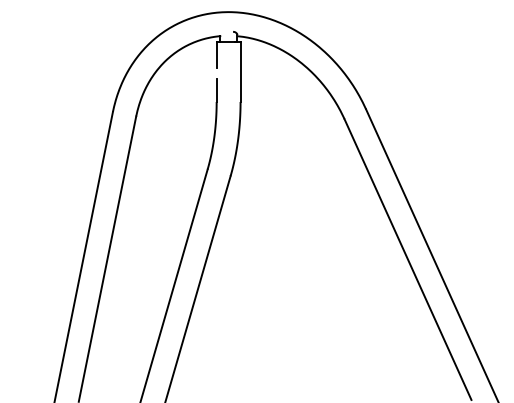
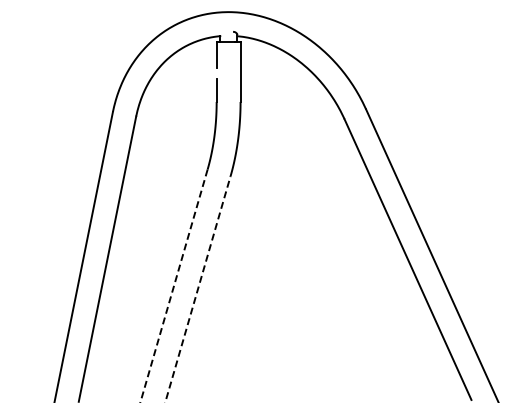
line: solid -> dashed (173, 286)
line: solid -> dashed (197, 289)
